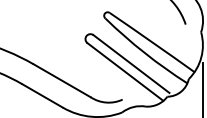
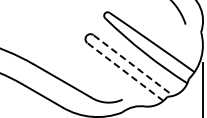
line: solid -> dashed (131, 64)
line: solid -> dashed (125, 72)
